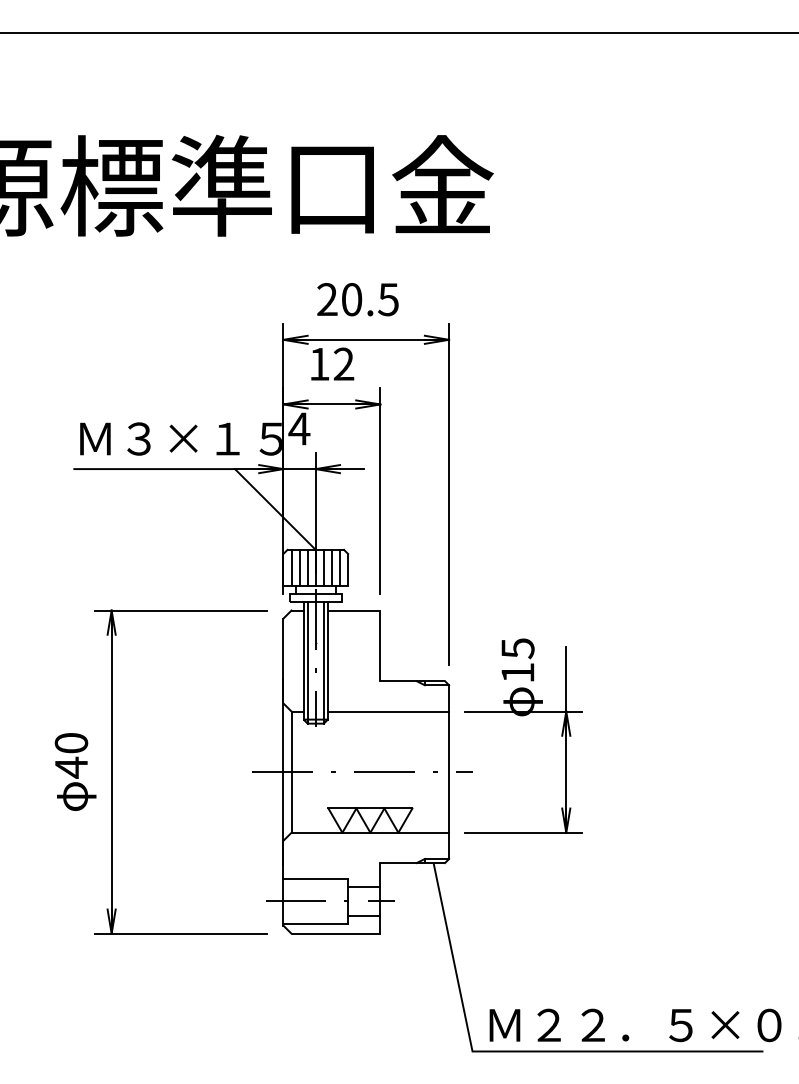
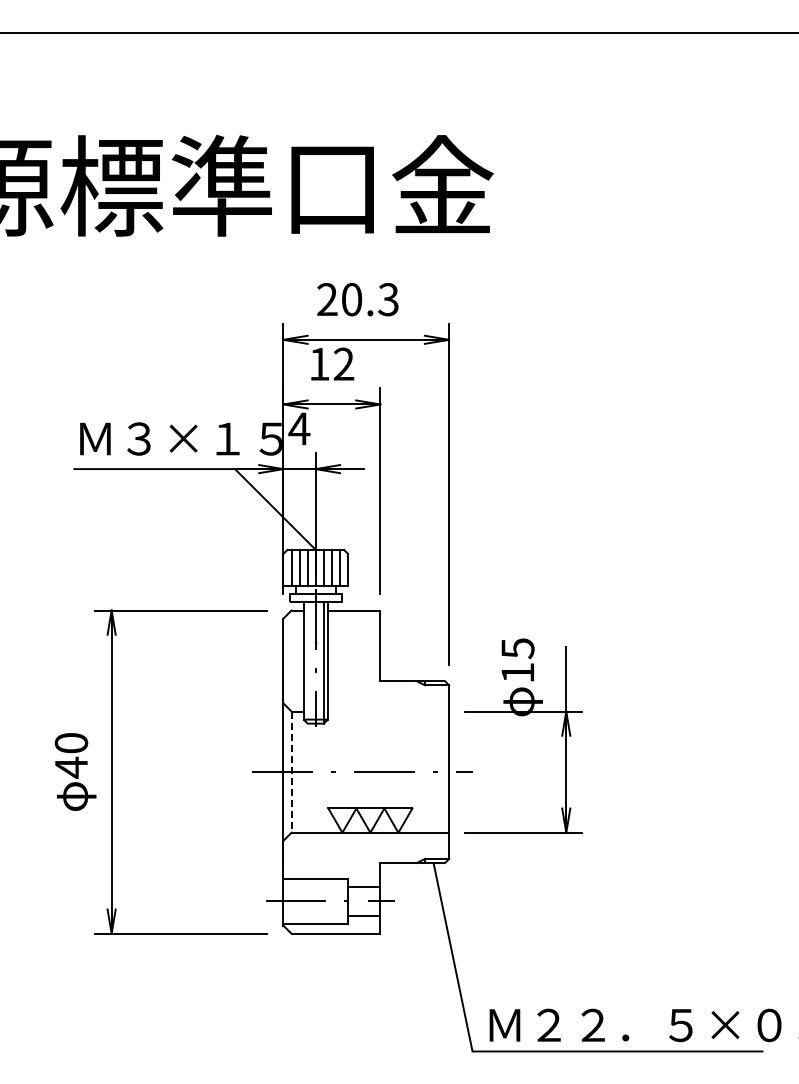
text: 20.5 -> 20.3 (388, 299)
line: present -> none (307, 662)
line: present -> none (388, 711)
line: solid -> dashed (291, 772)
